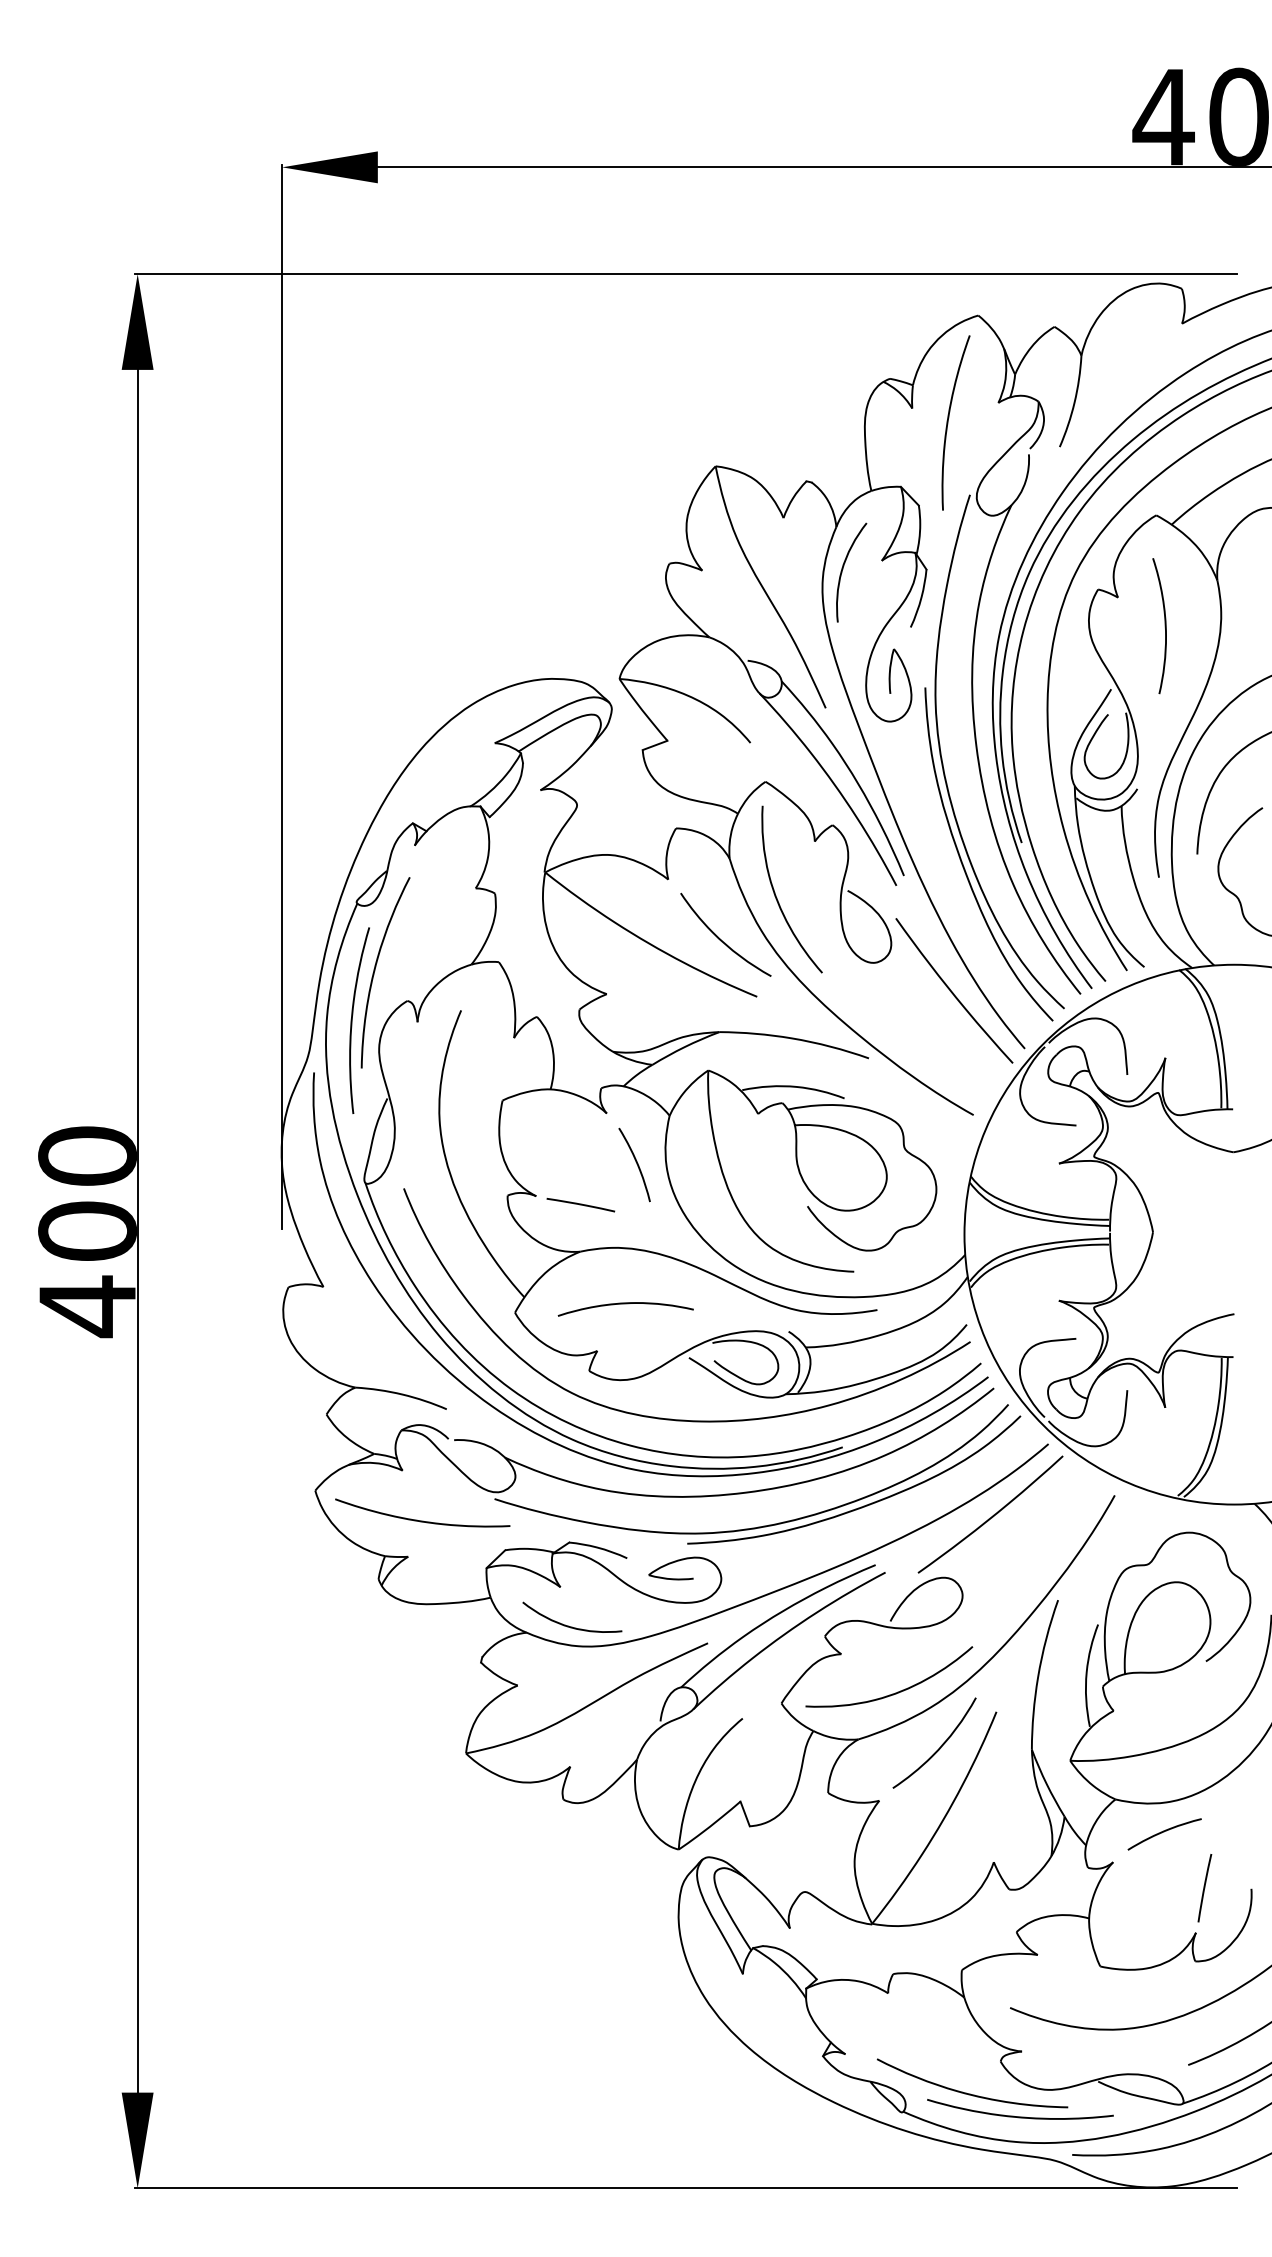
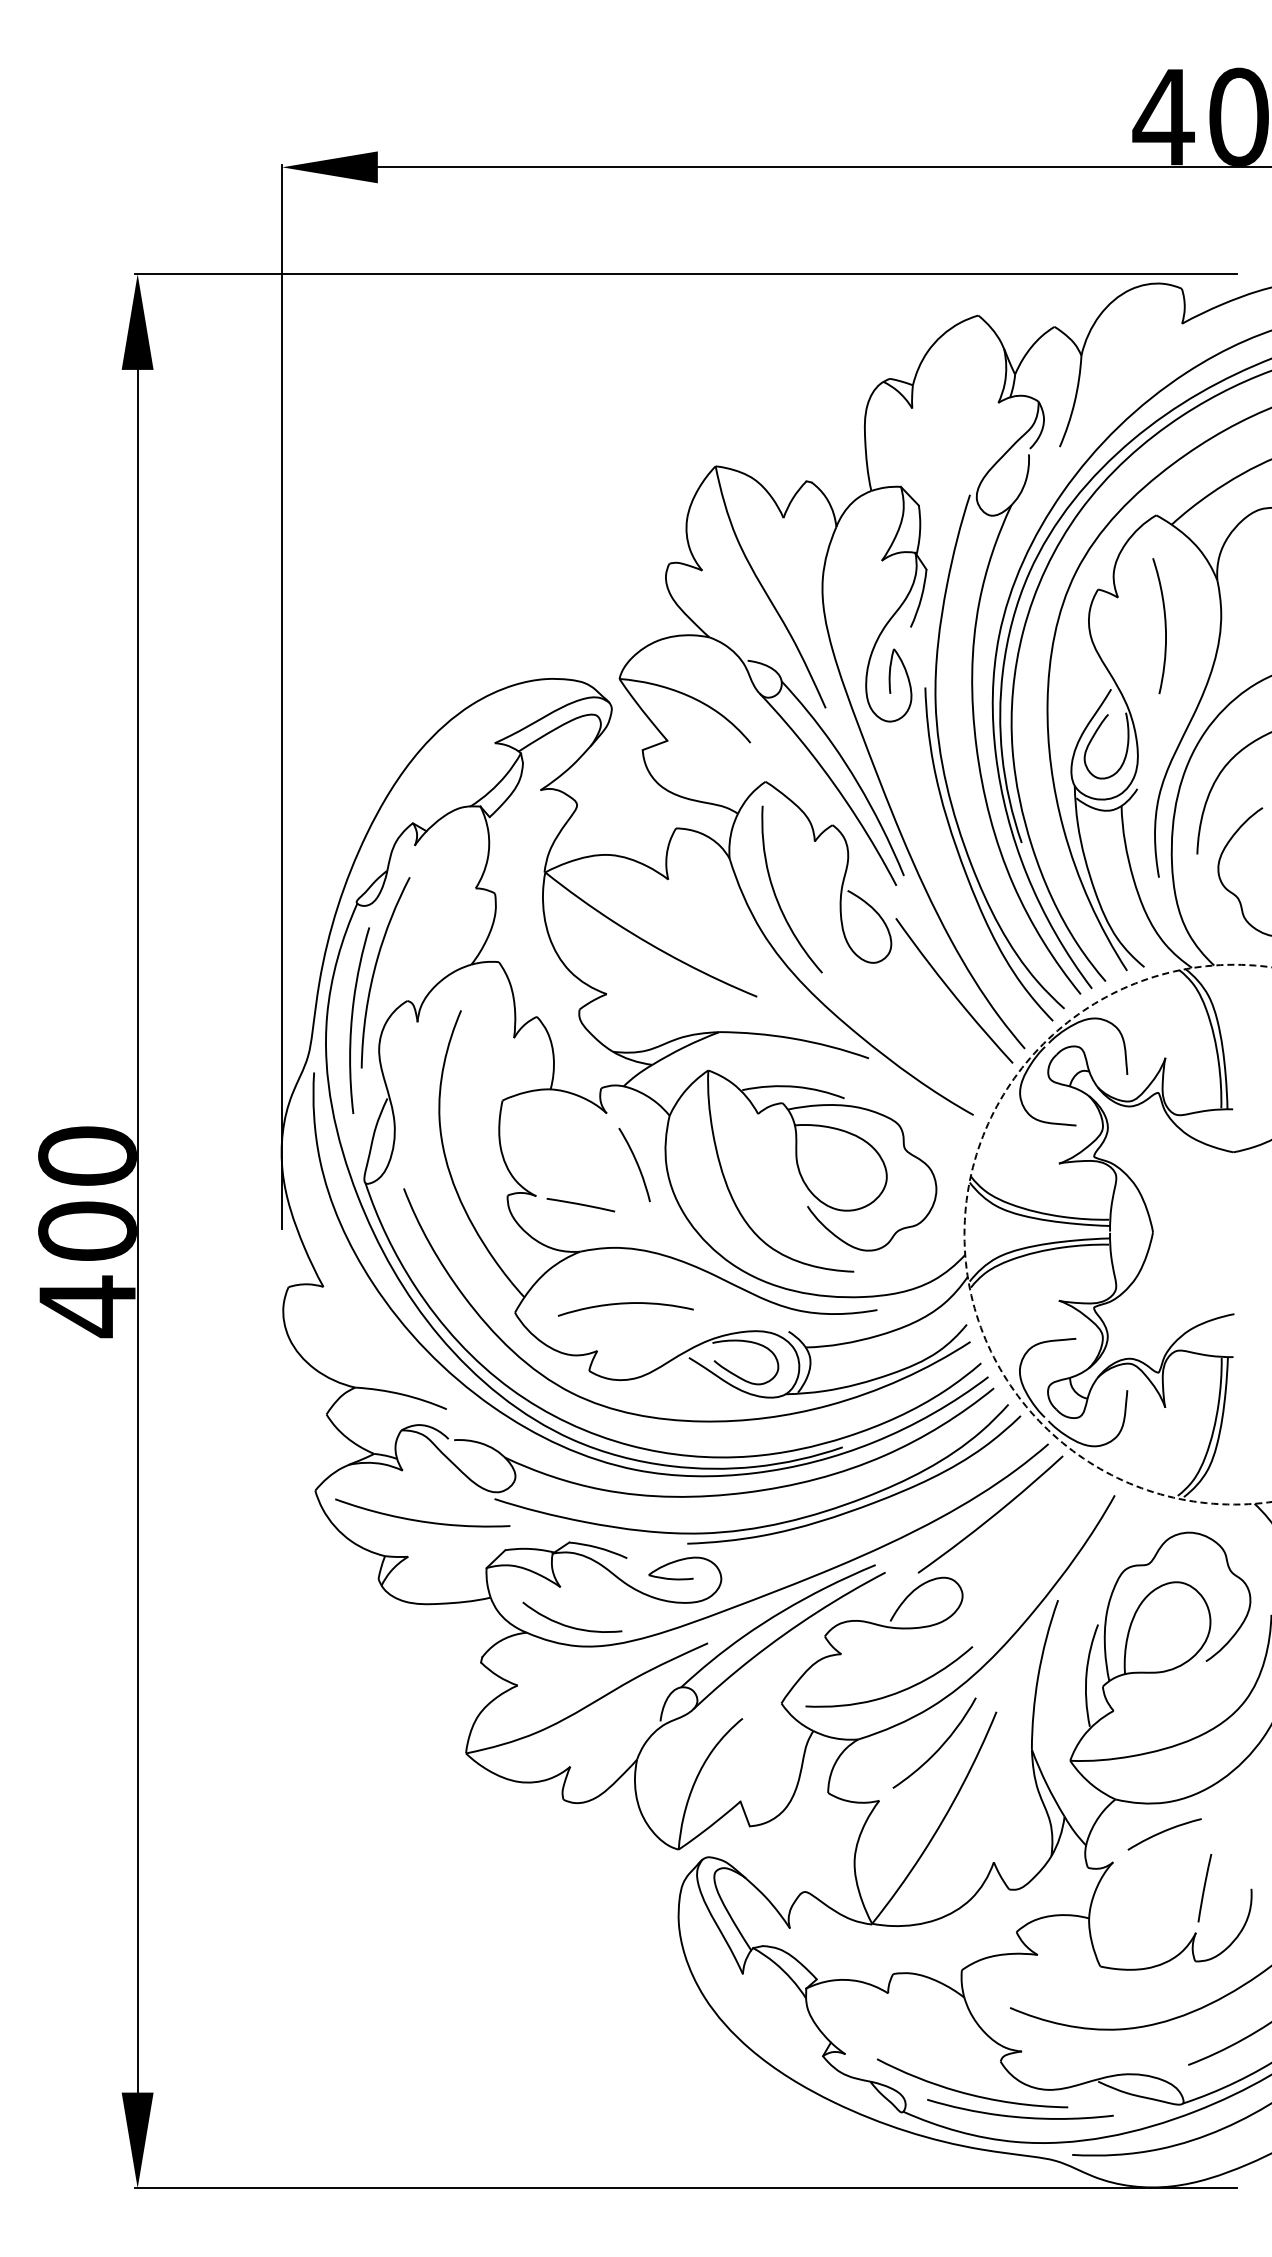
curve: present -> none (948, 422)
curve: present -> none (843, 569)
curve: present -> none (720, 938)
circle: solid -> dashed (1117, 1234)
